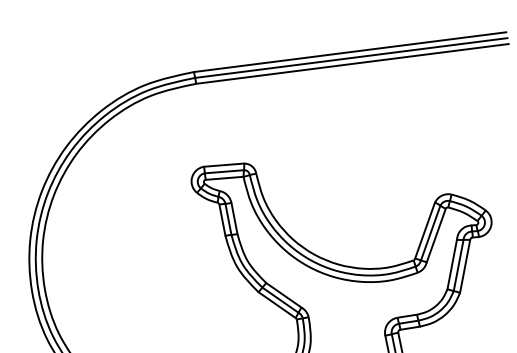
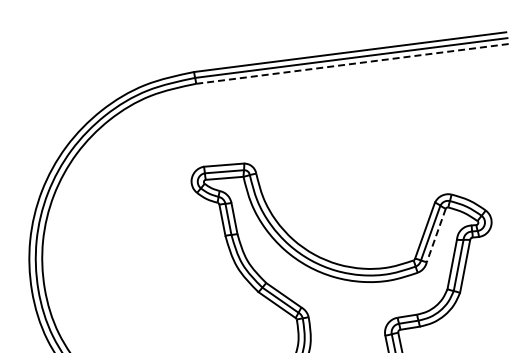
line: solid -> dashed (352, 63)
line: solid -> dashed (436, 235)
